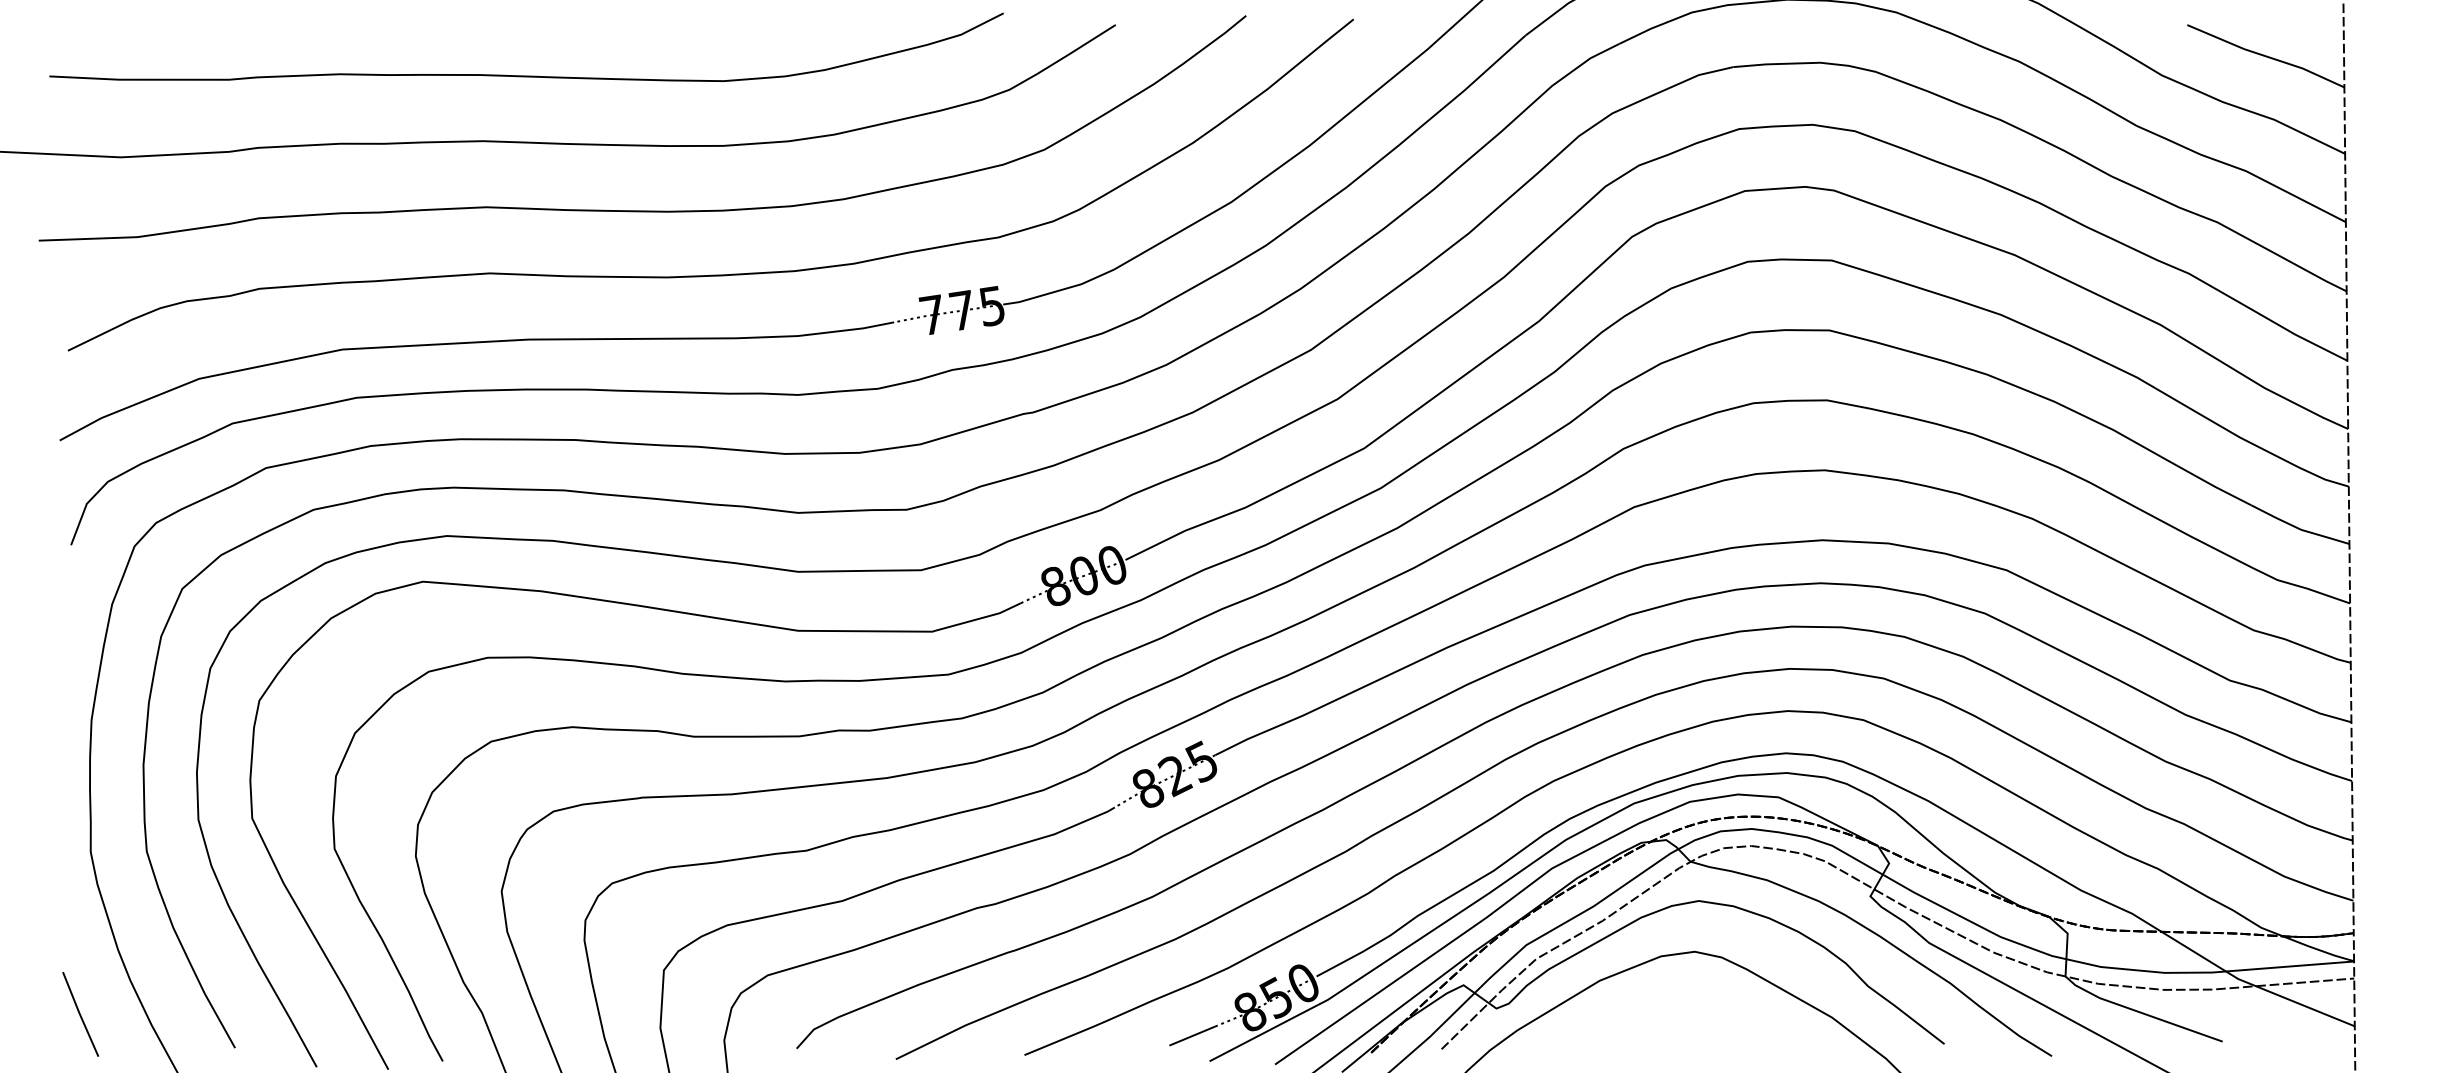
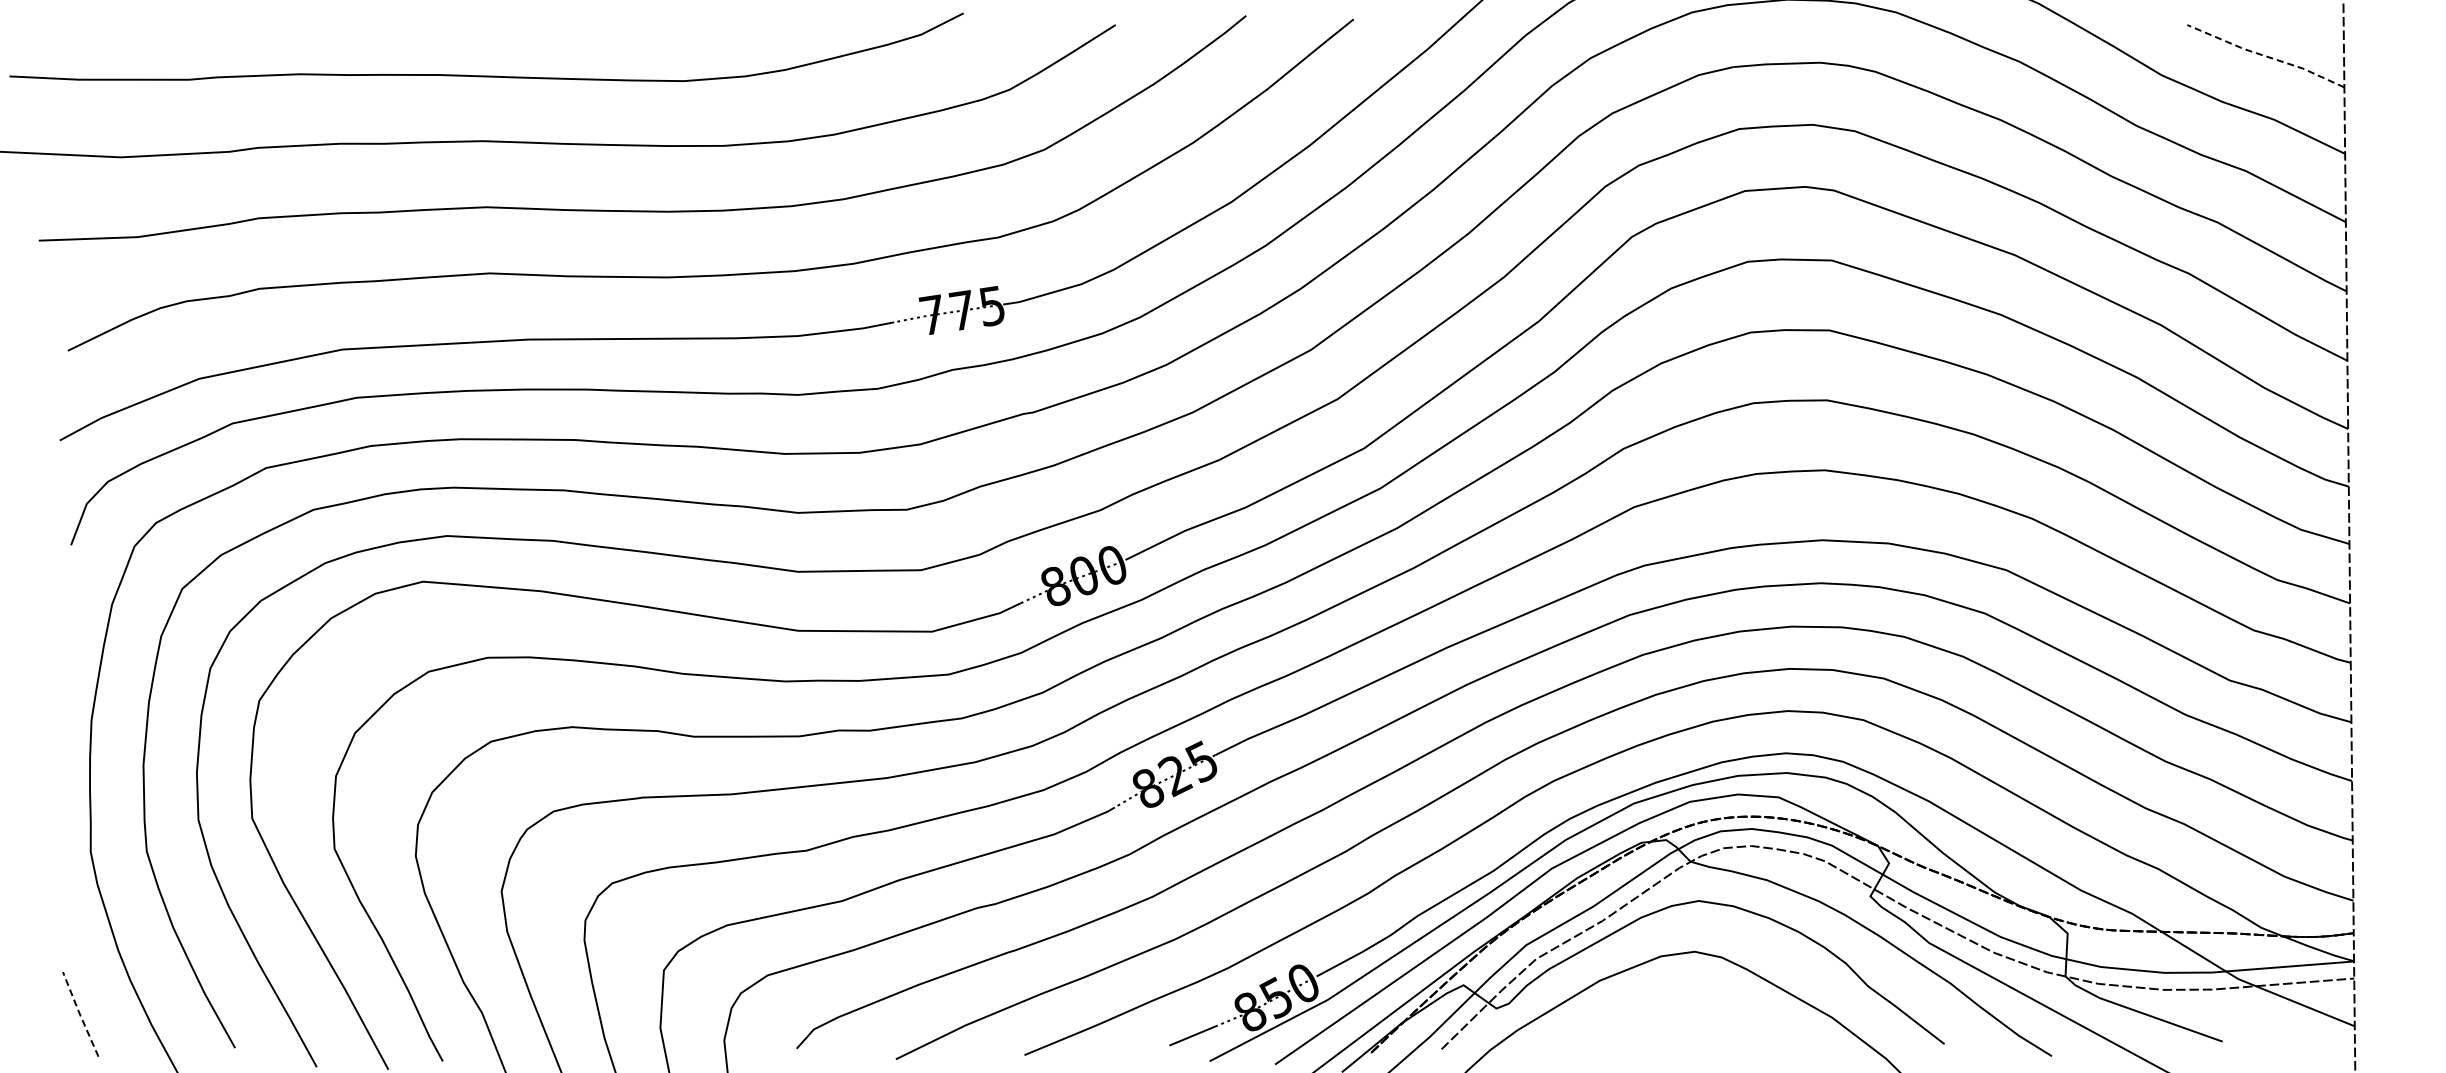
line: solid -> dashed (2265, 56)
curve position: (526, 75) -> (486, 75) (486, 75)
line: solid -> dashed (79, 1013)
